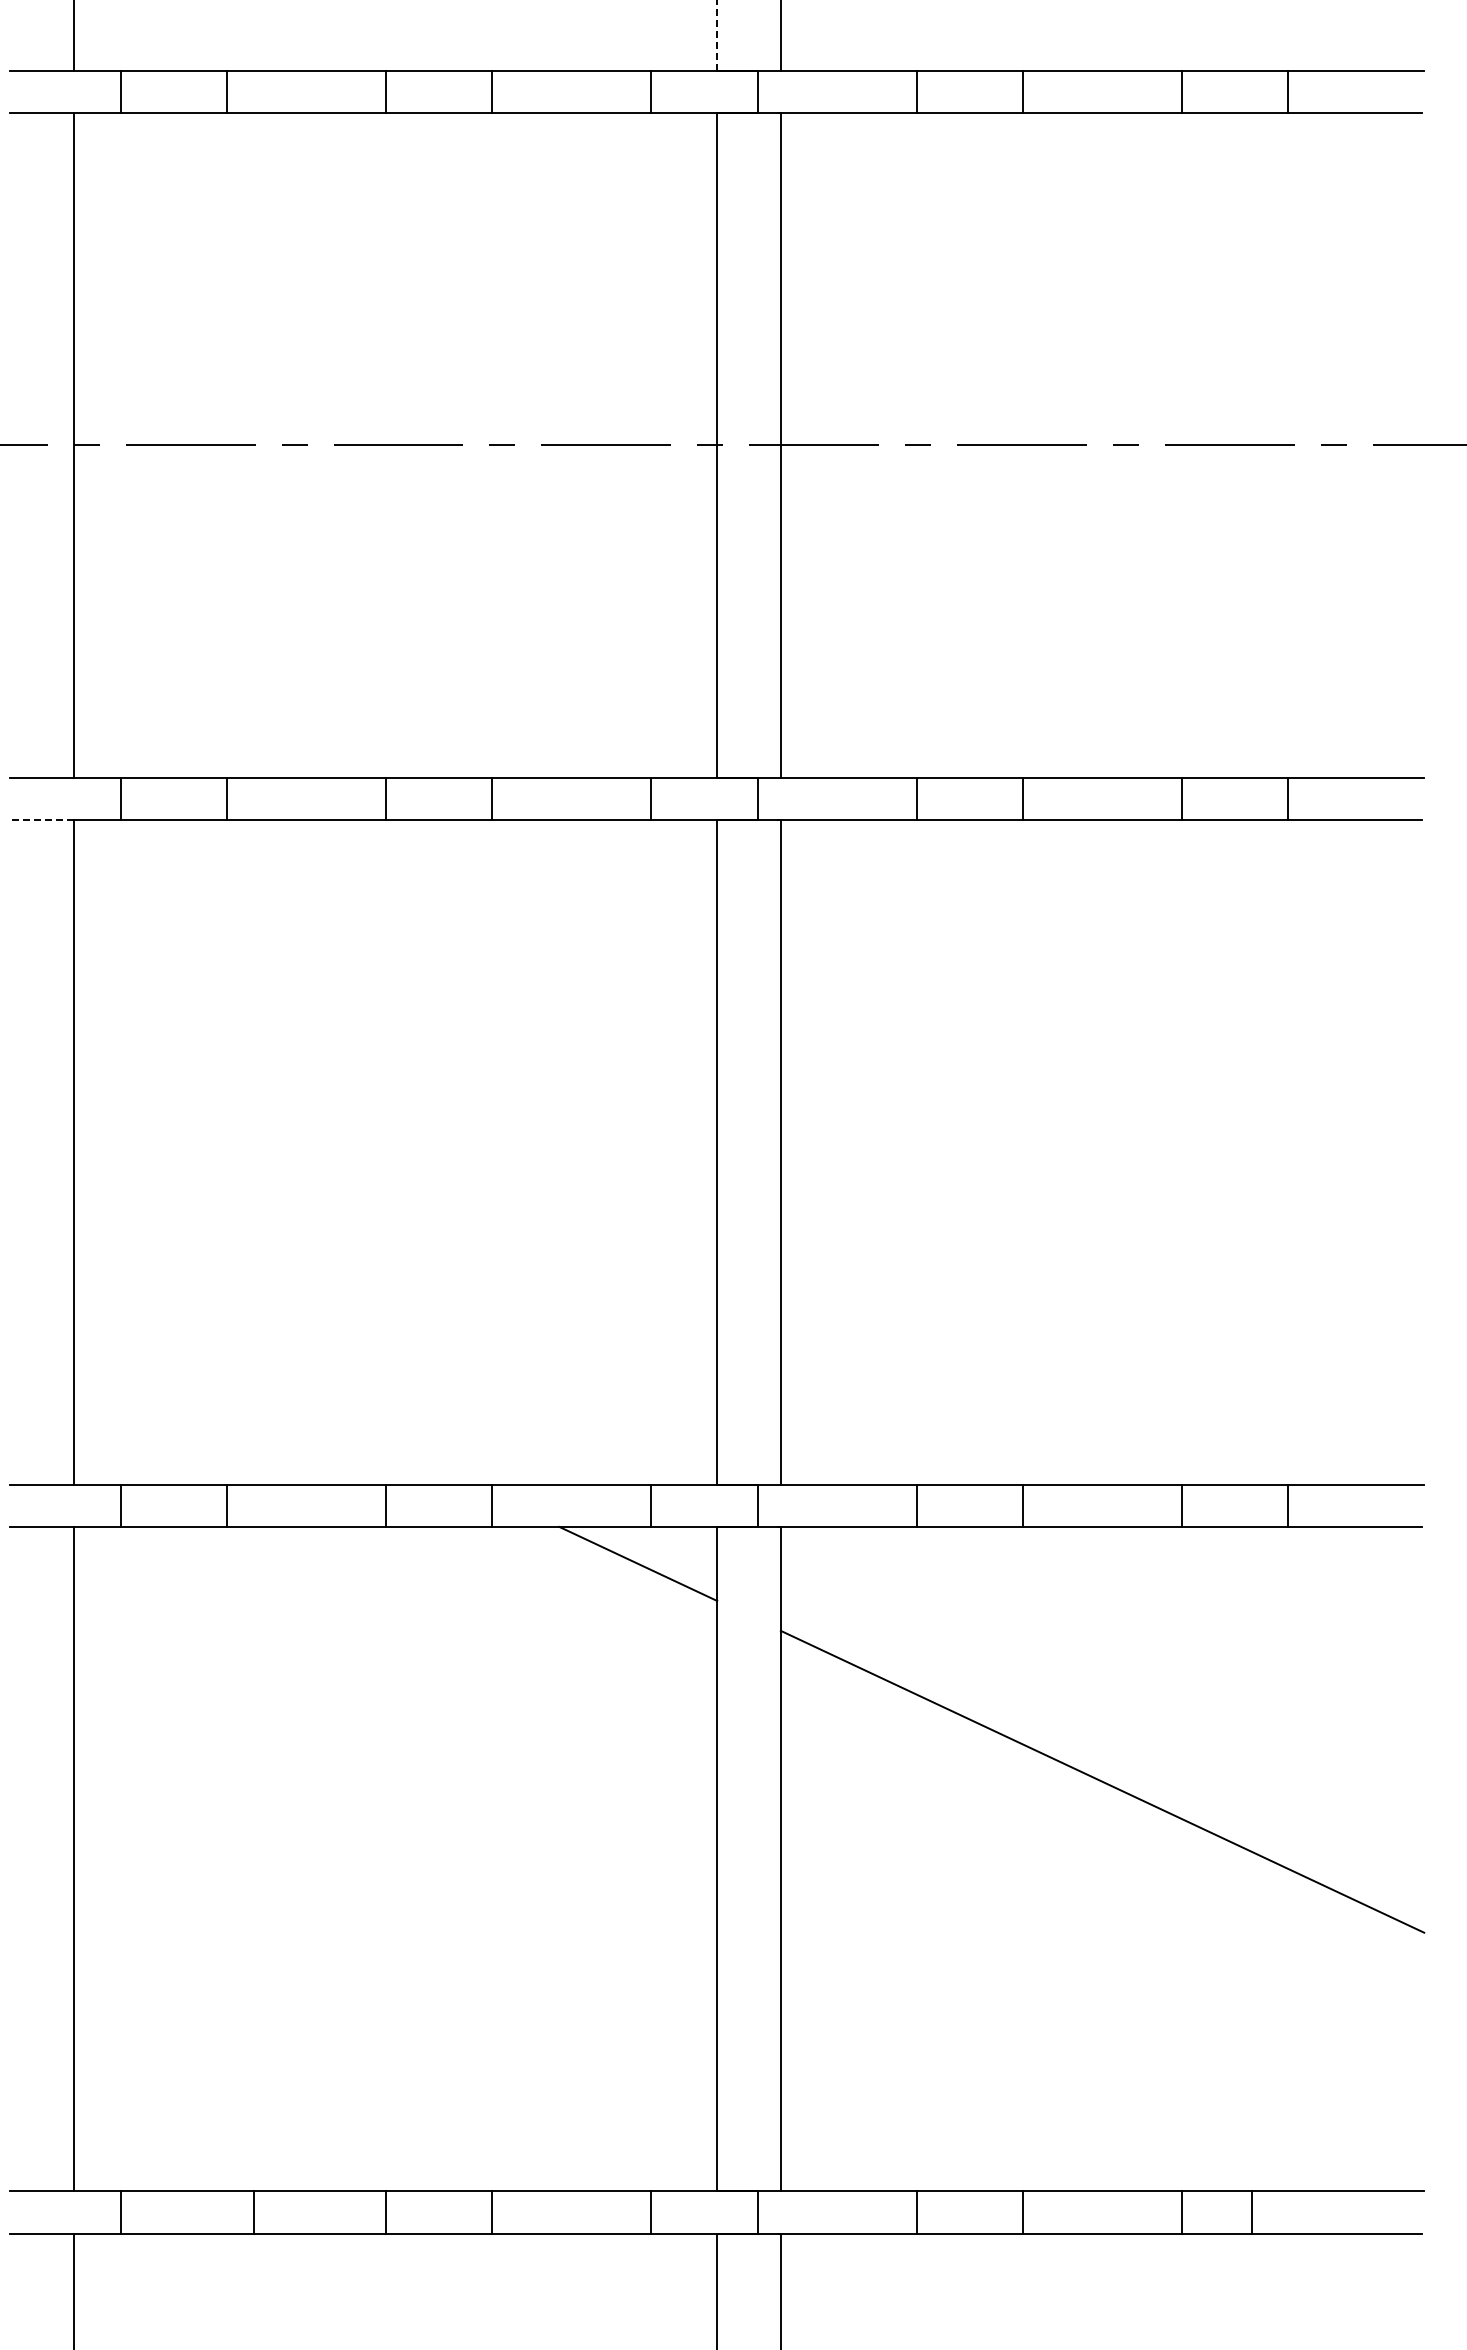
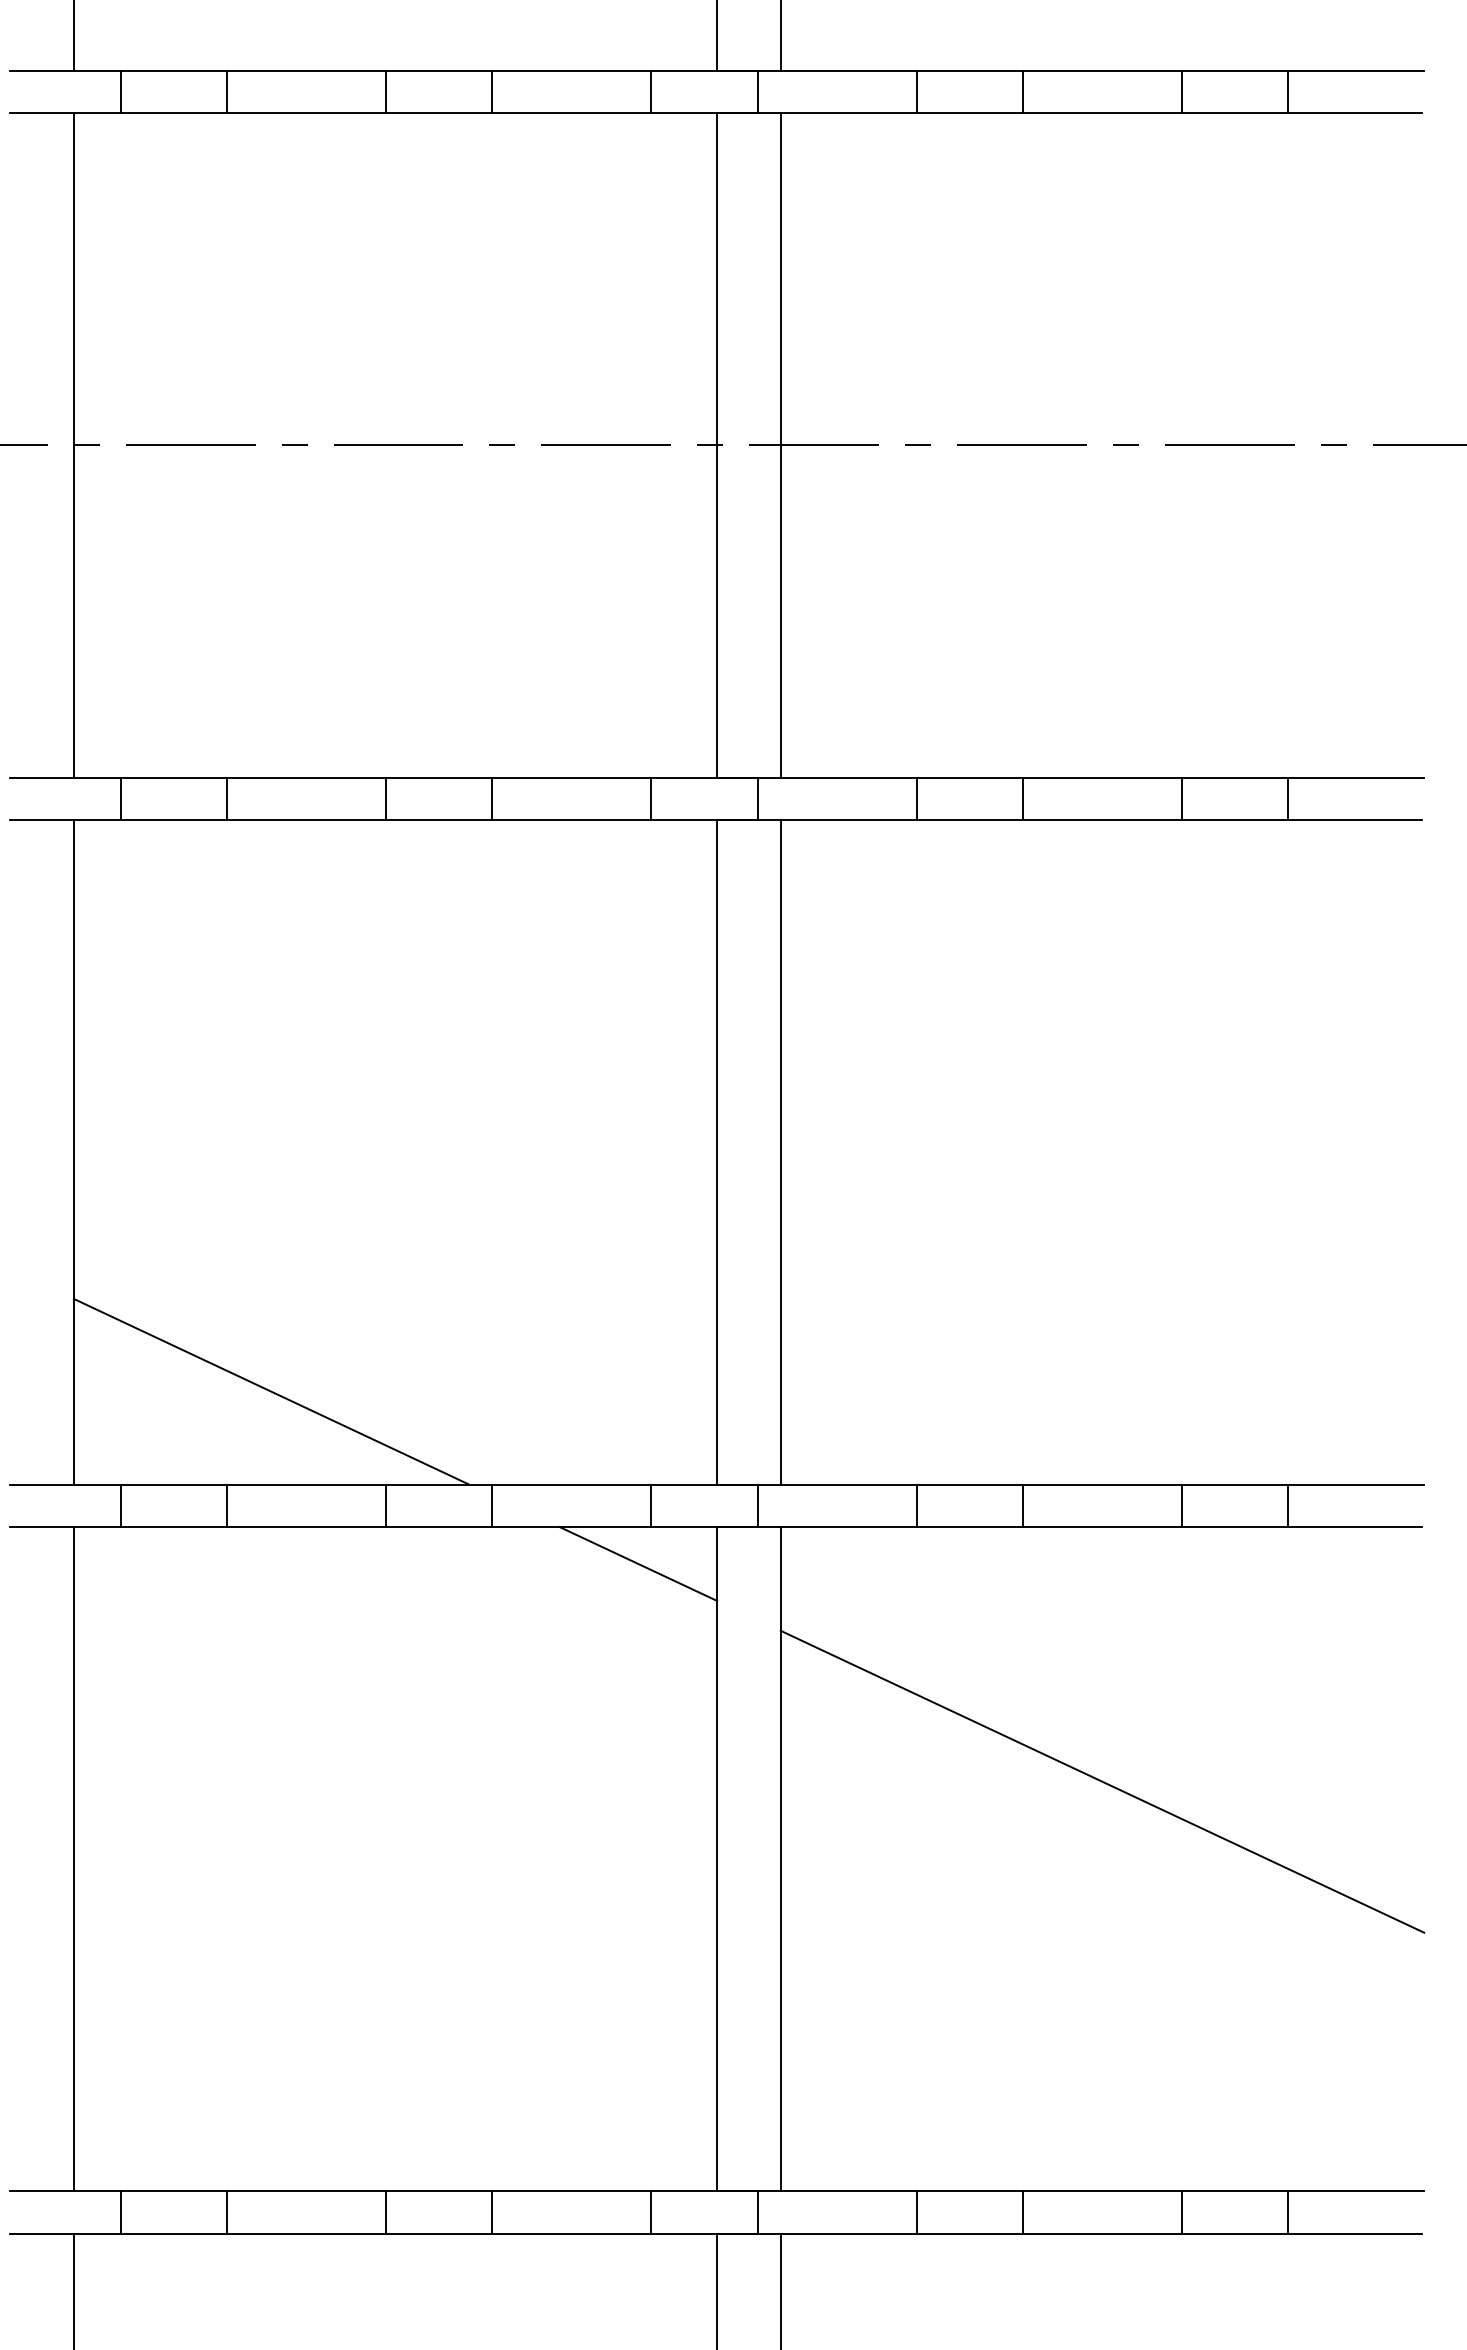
line: dashed -> solid (717, 35)
line: dashed -> solid (42, 819)
line: none -> present (271, 1391)
line position: (254, 2212) -> (227, 2212) (227, 2212)
line position: (1251, 2212) -> (1287, 2212) (1287, 2212)
